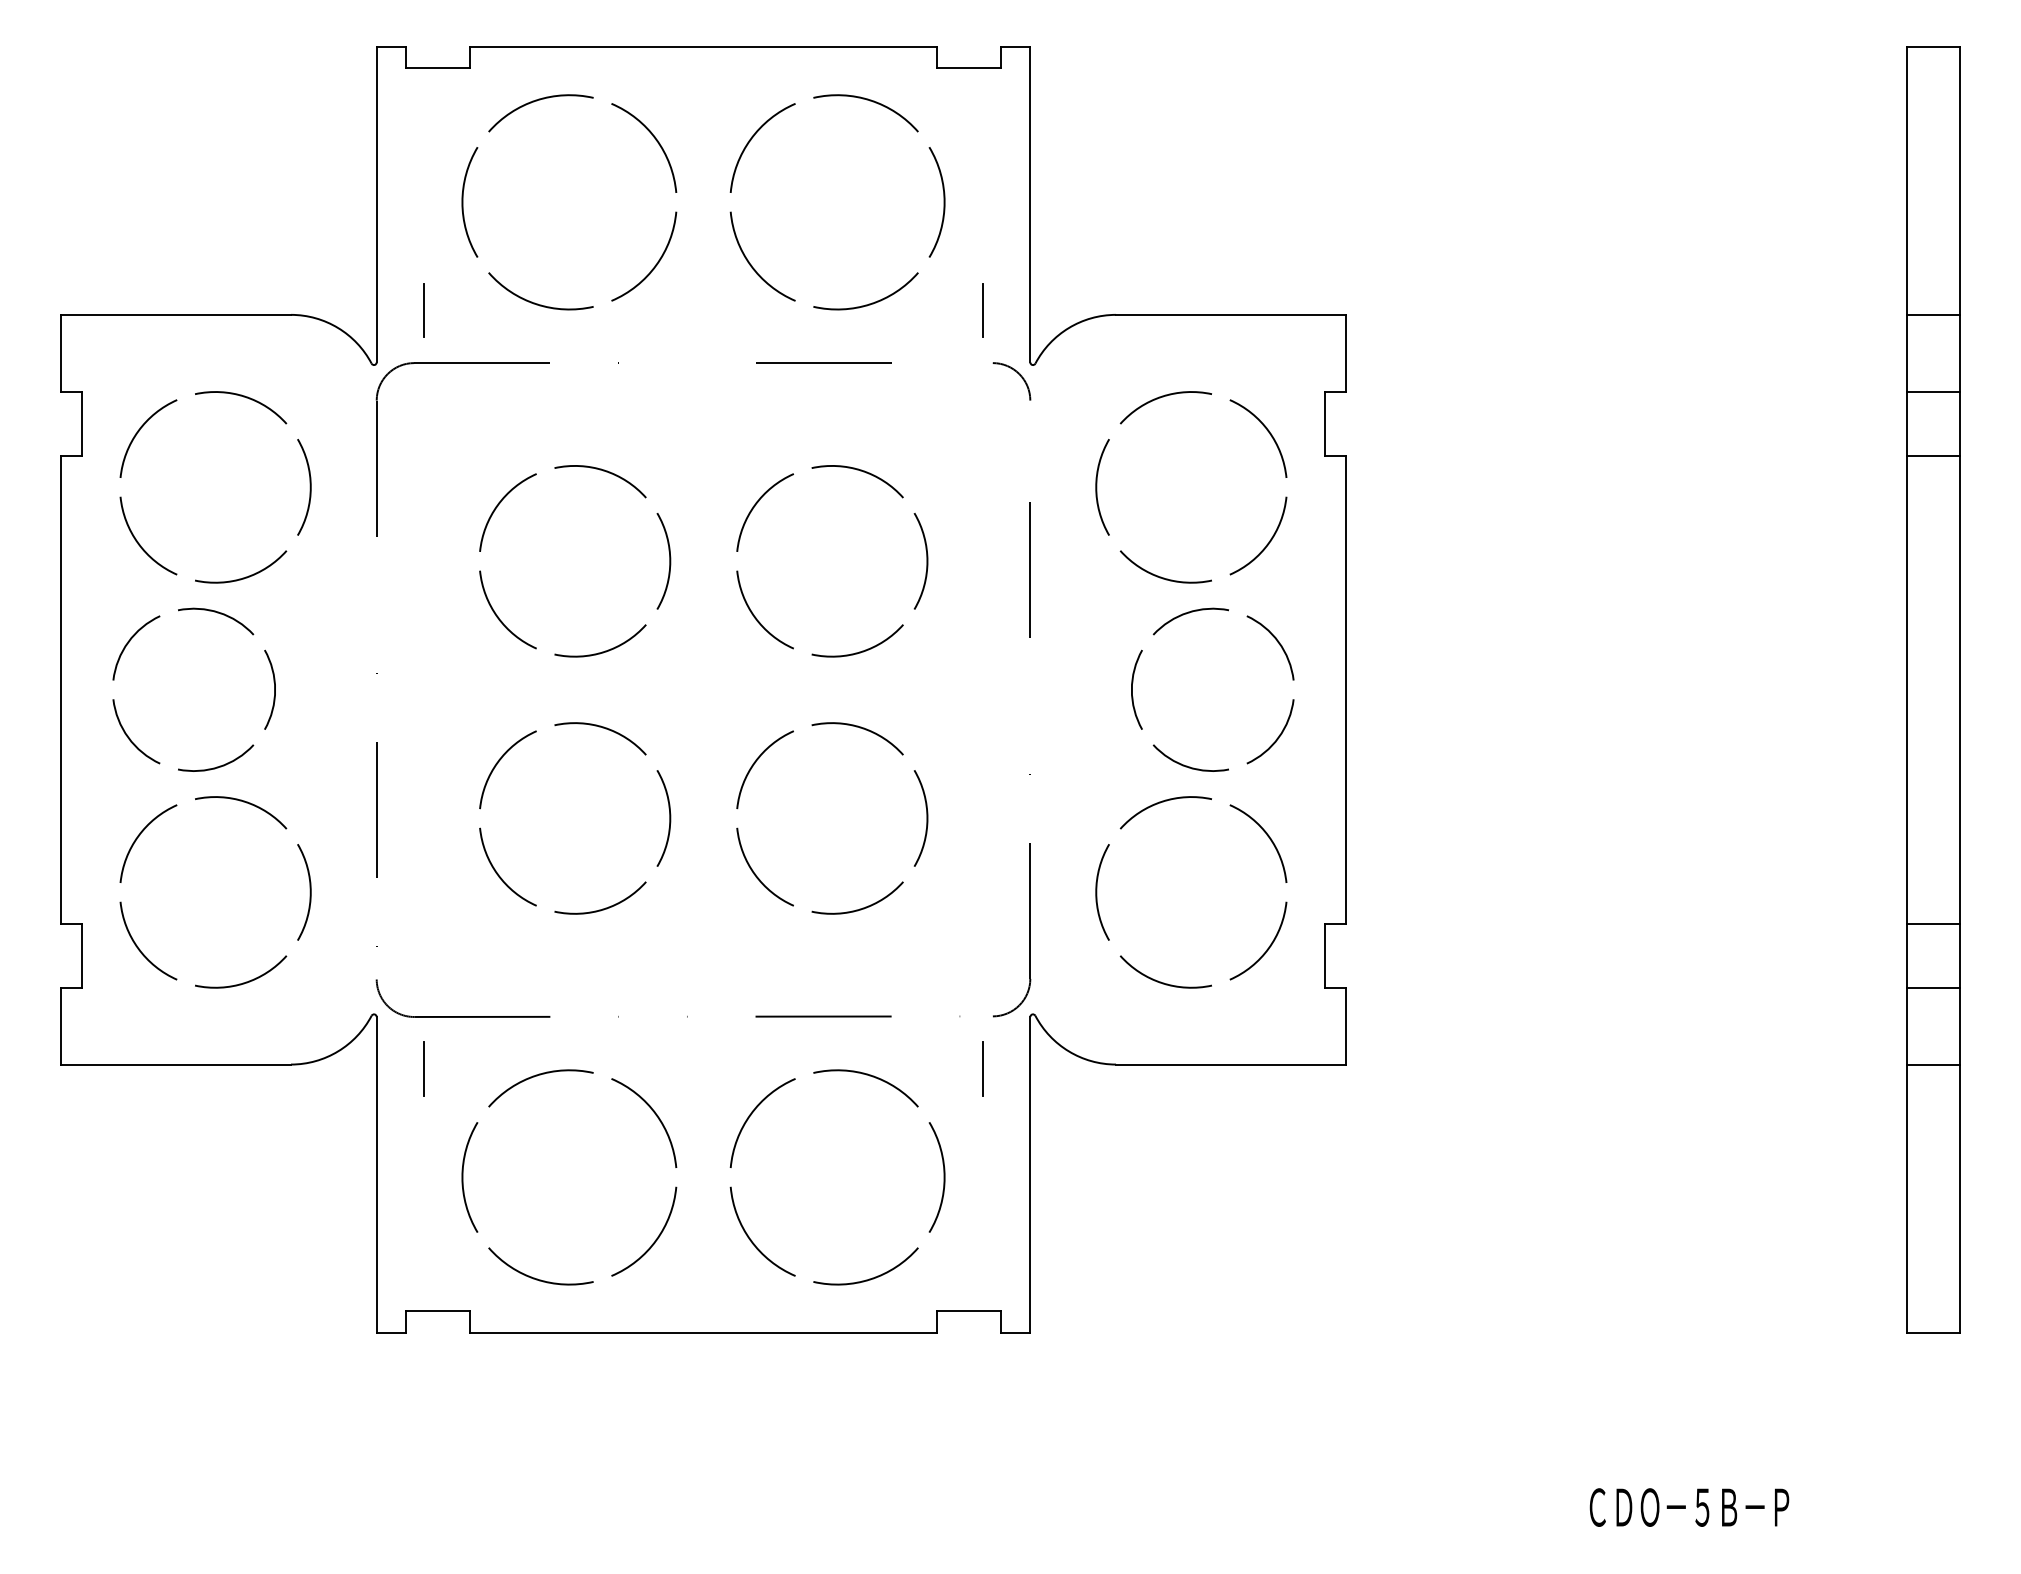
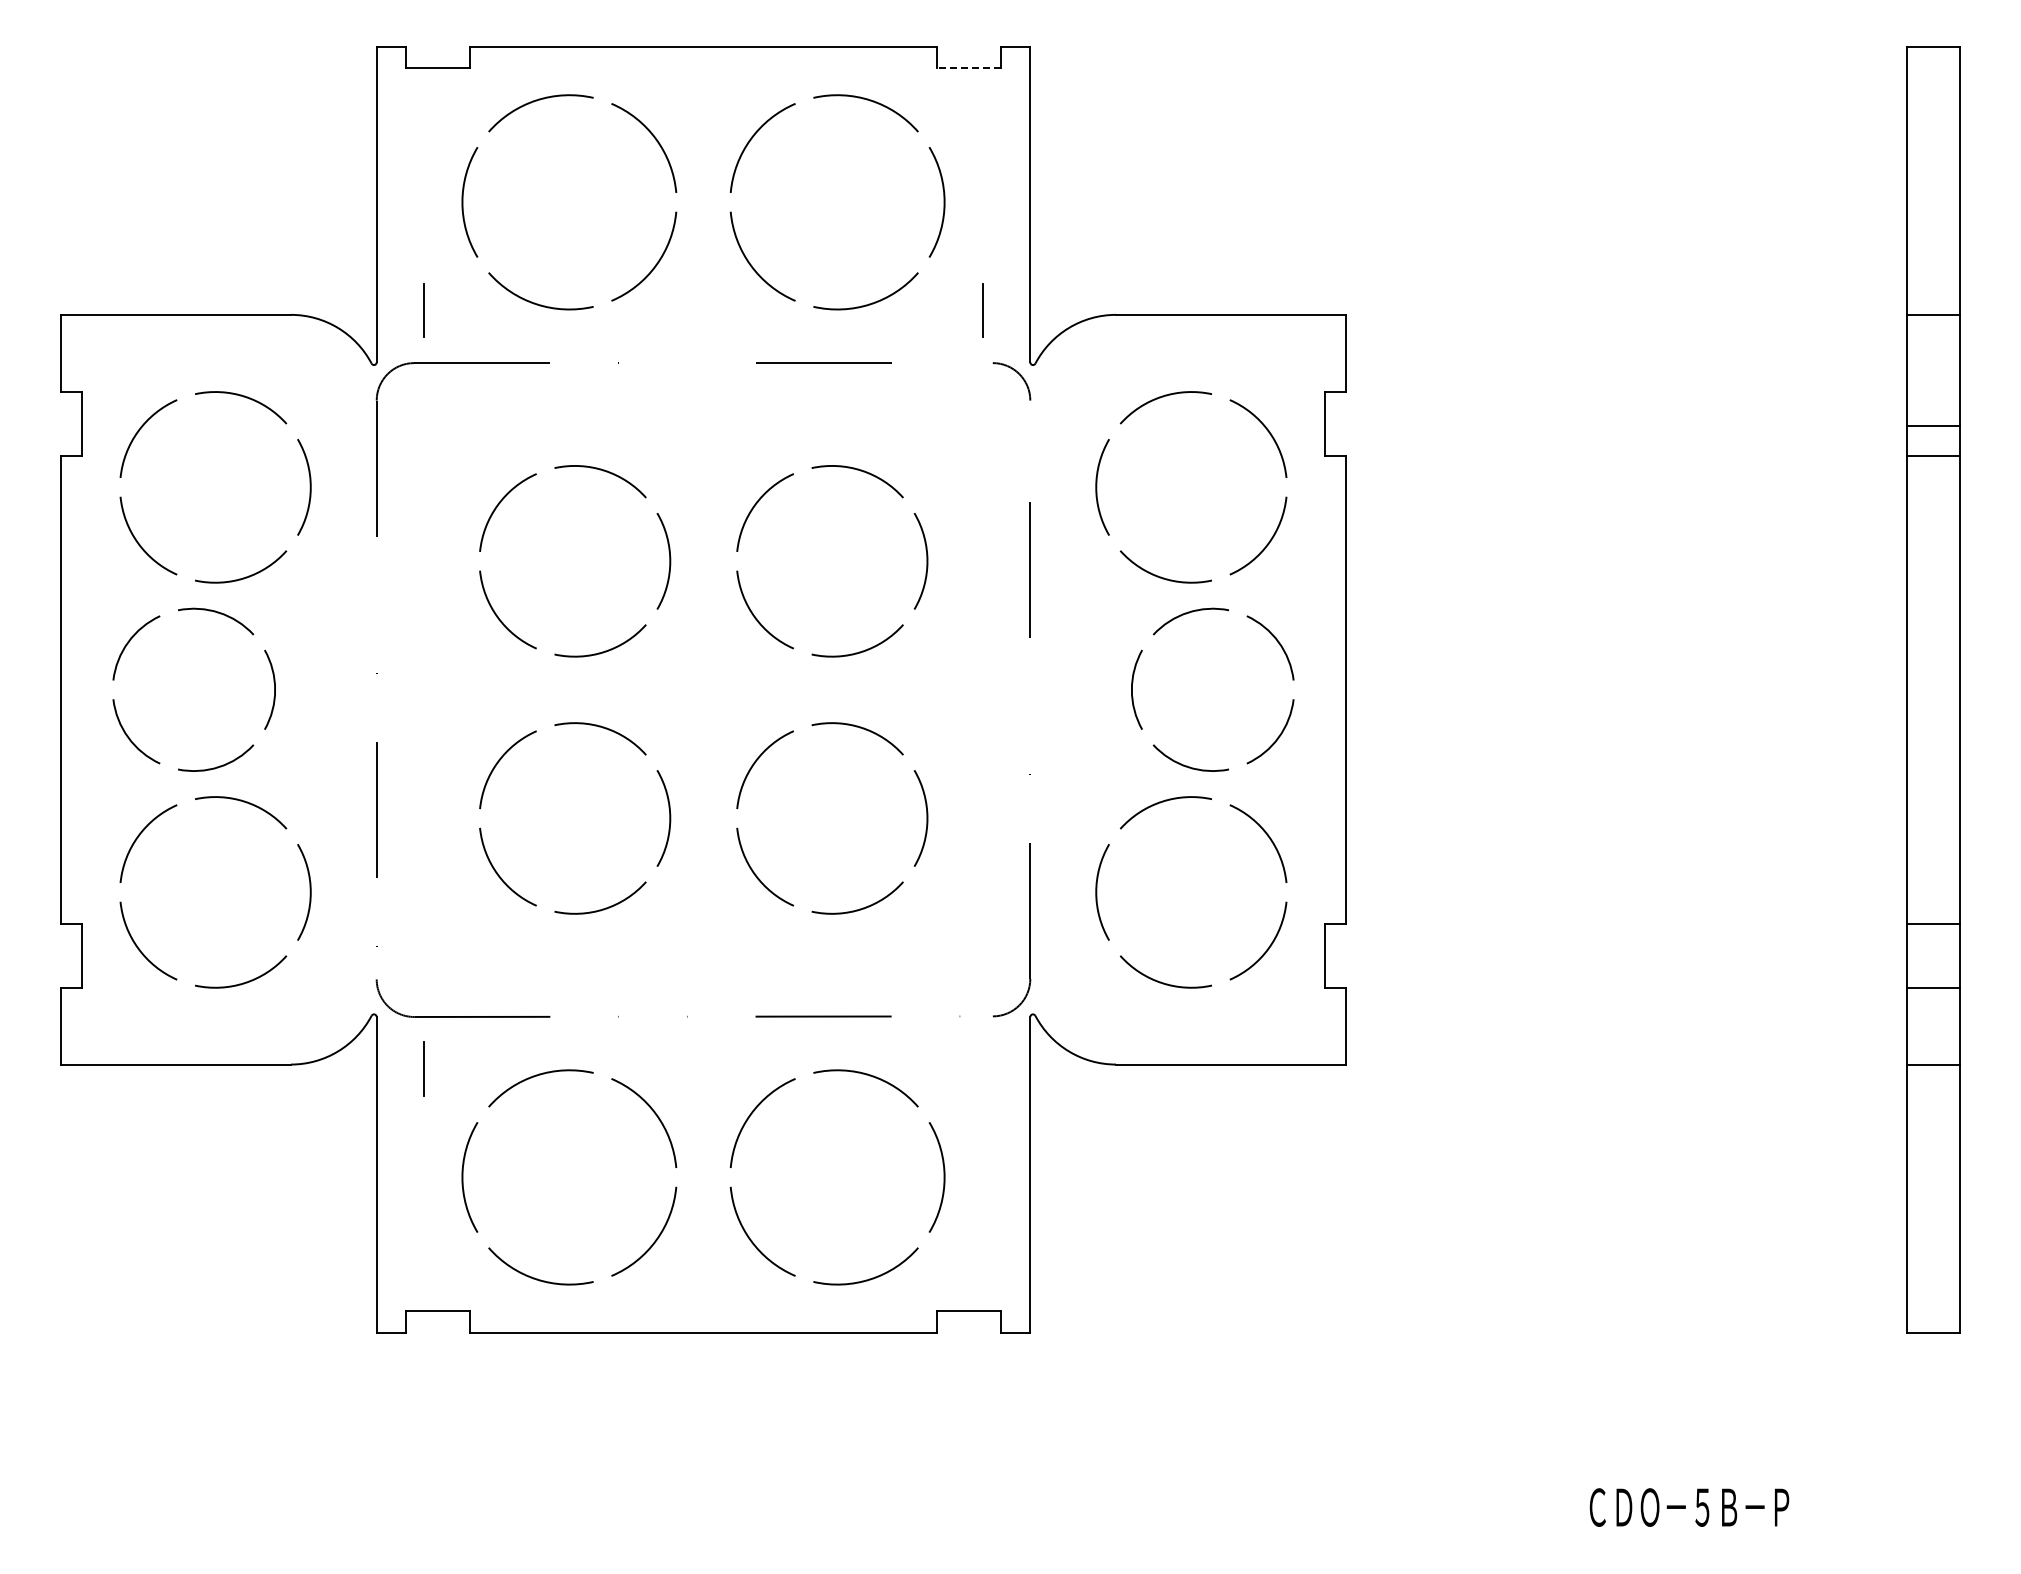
line: solid -> dashed (968, 68)
line position: (1933, 392) -> (1933, 426) (1933, 426)
line: present -> none (983, 1069)
